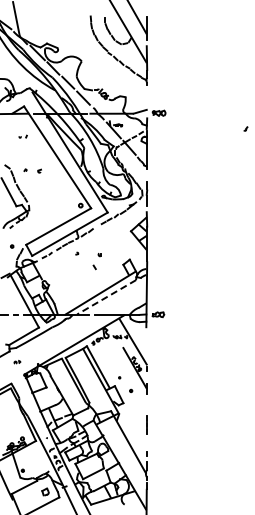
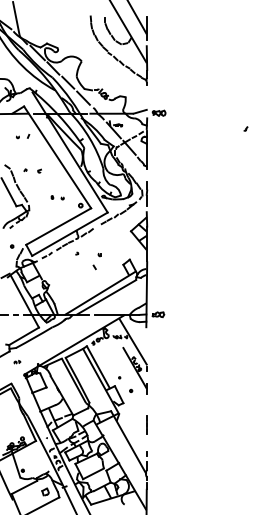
part size: 10x5 px -> 15x6 px (23, 136)
part: none -> present (57, 197)
line: dashed -> solid (106, 297)
